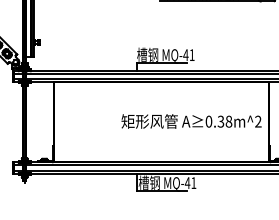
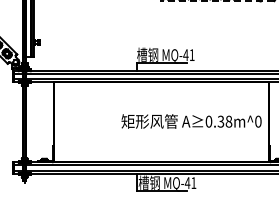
line: solid -> dashed (216, 1)
text: 2 -> 0 (258, 121)
